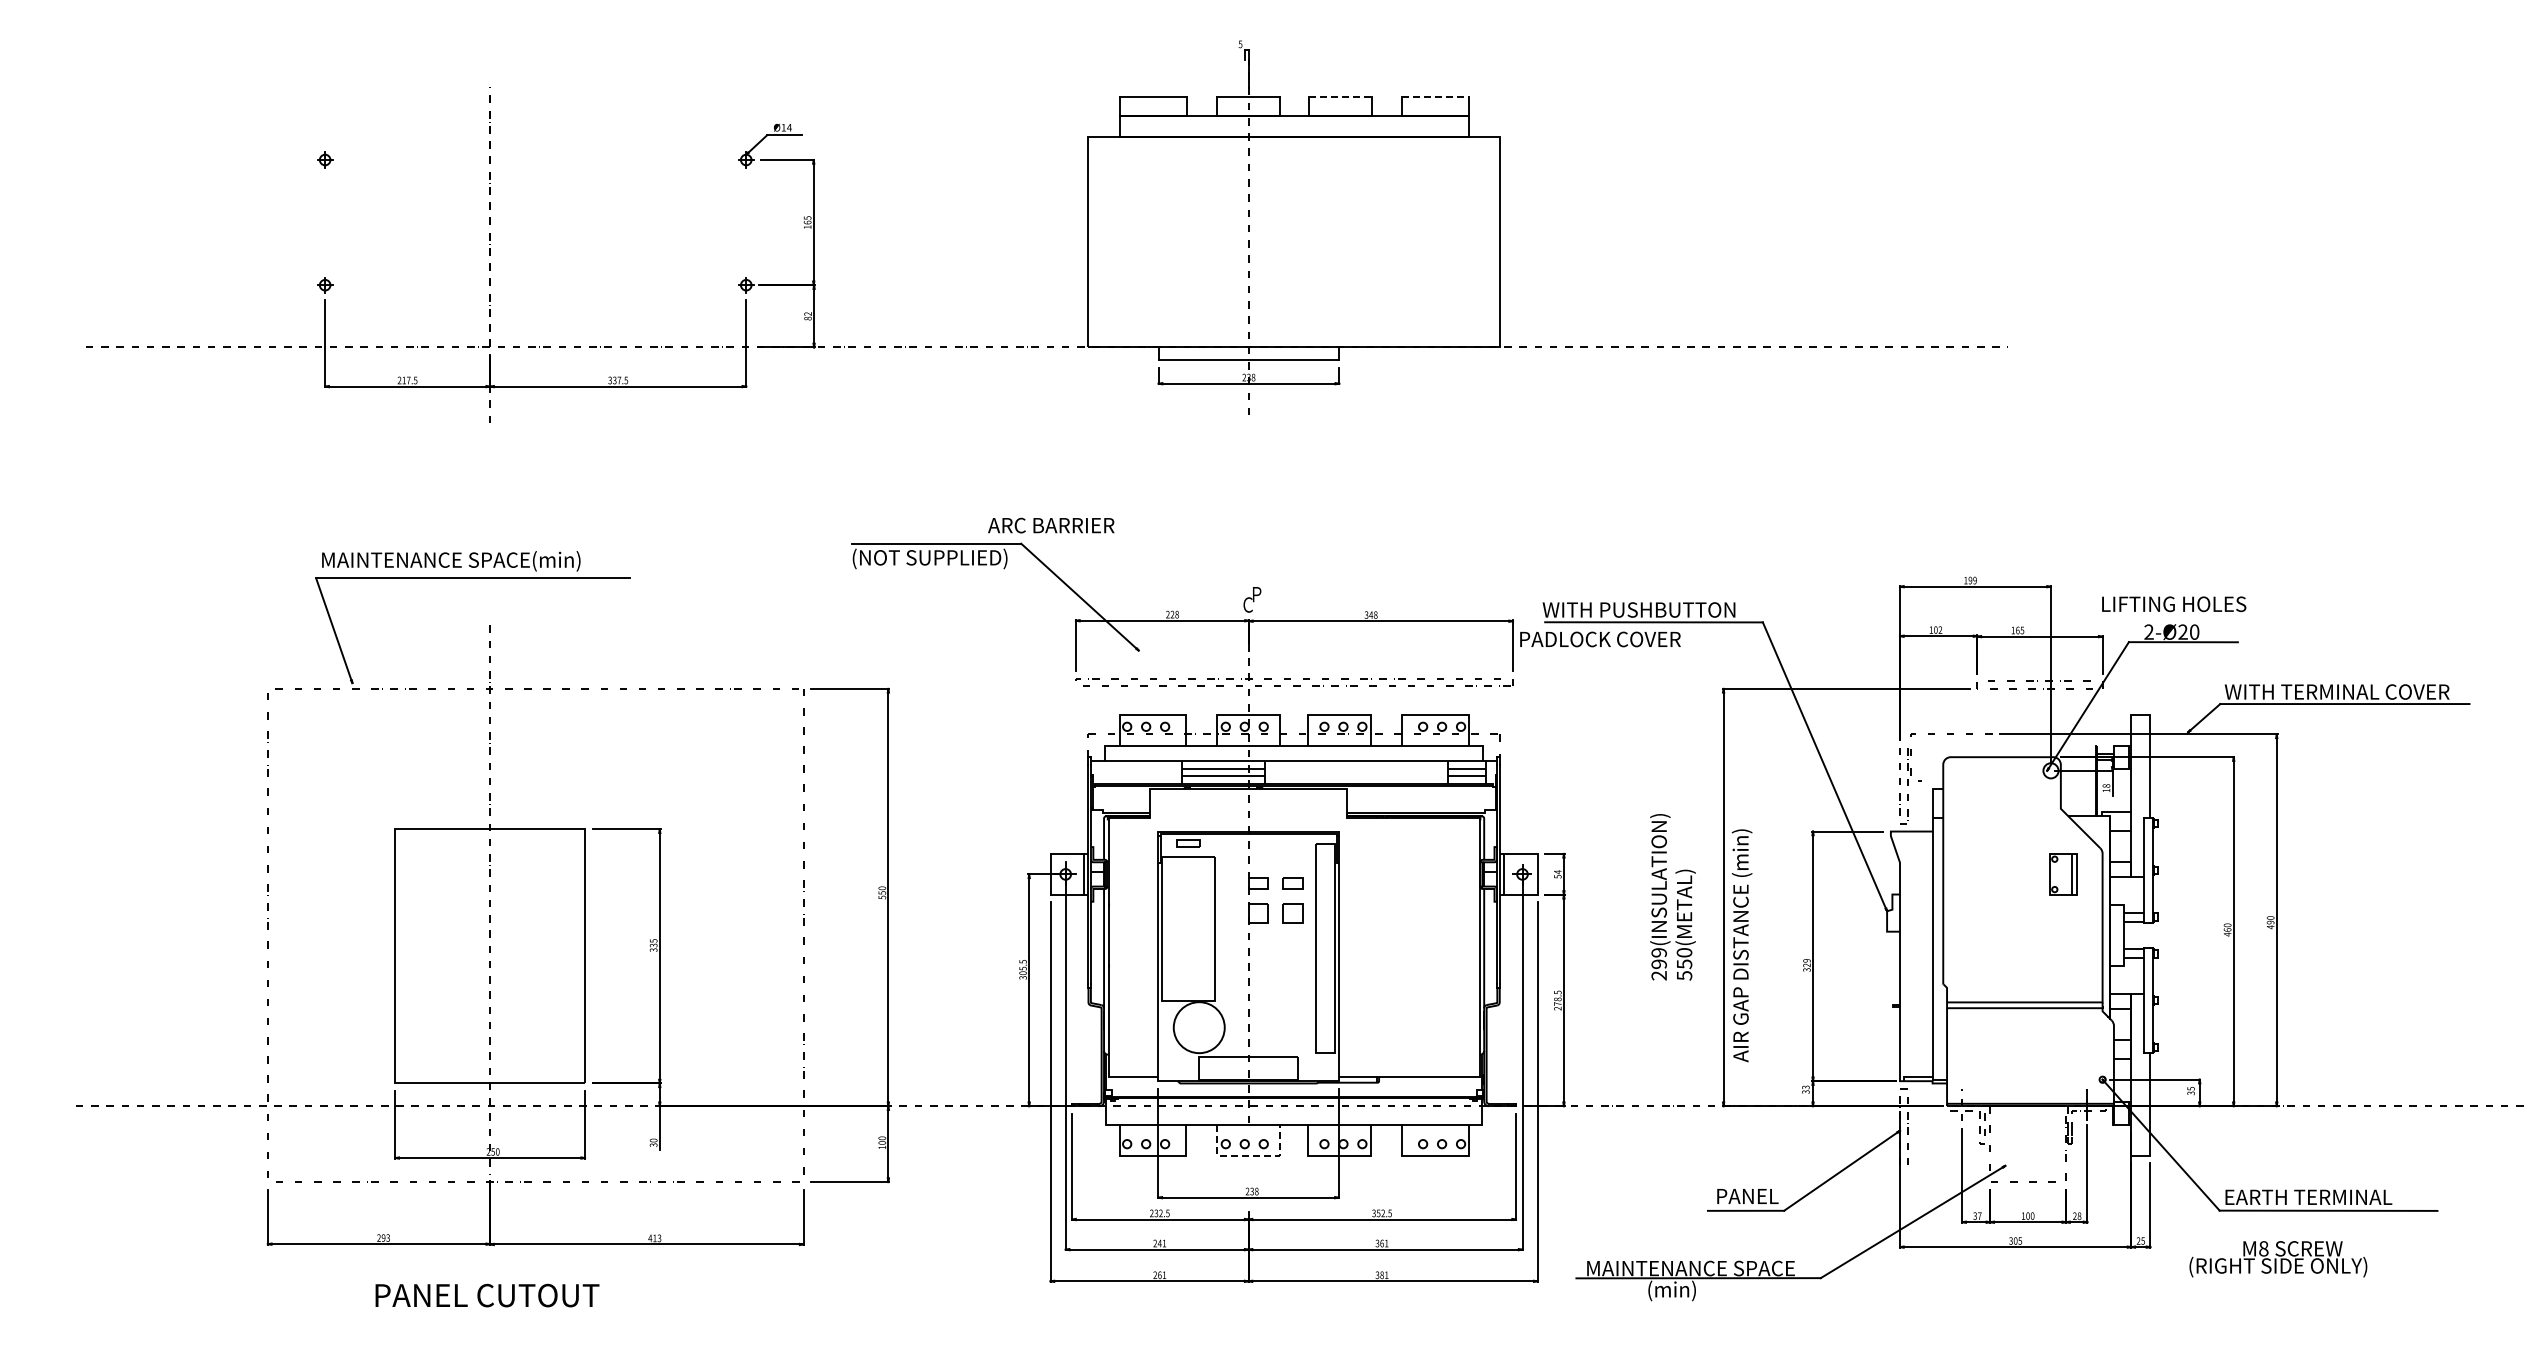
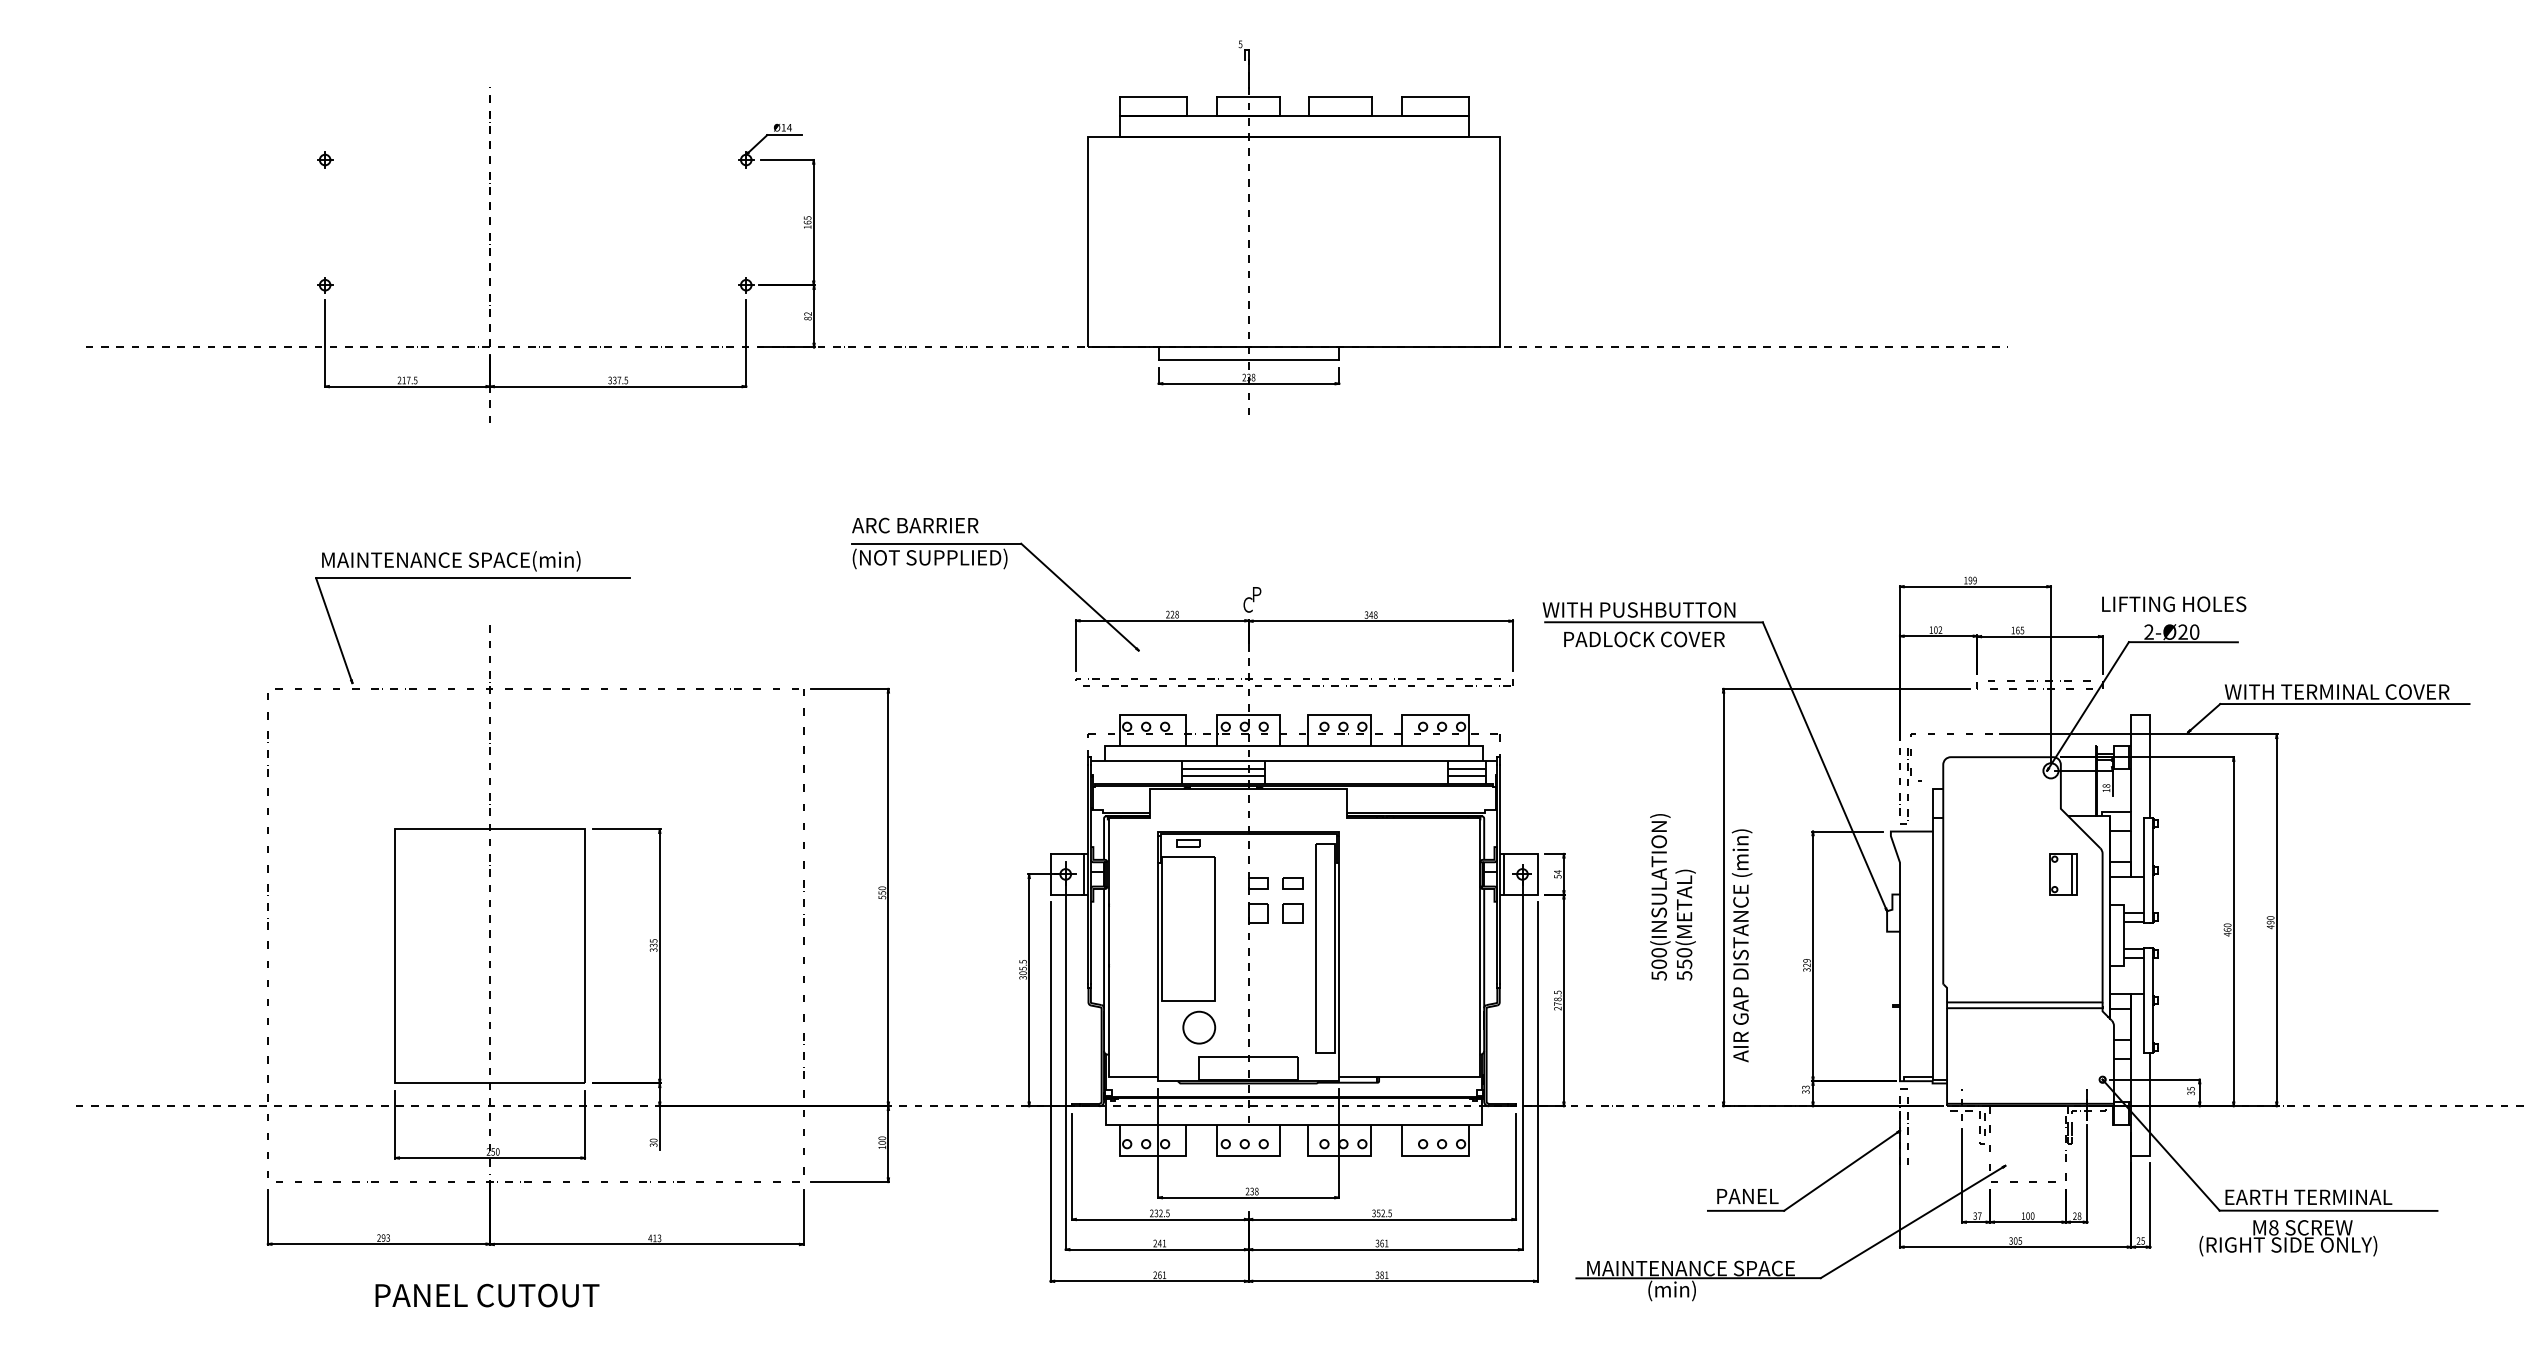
line: dashed -> solid (1340, 97)
line: dashed -> solid (1436, 97)
text position: (1051, 525) -> (915, 525) (915, 525)
text position: (1600, 639) -> (1644, 639) (1644, 639)
text: 299(INSULATION) -> 500(INSULATION) (1658, 964)
circle diameter: 51 px -> 32 px (1199, 1027)
line: dashed -> solid (1249, 1155)
text position: (2278, 1259) -> (2288, 1238) (2288, 1238)
